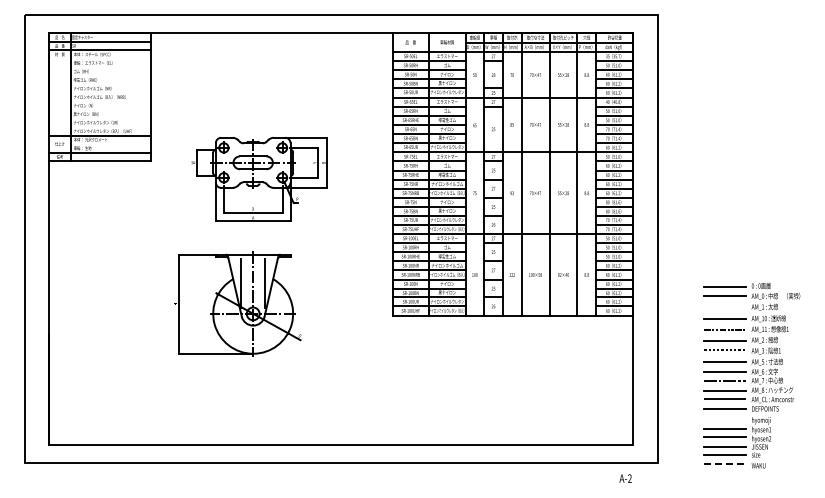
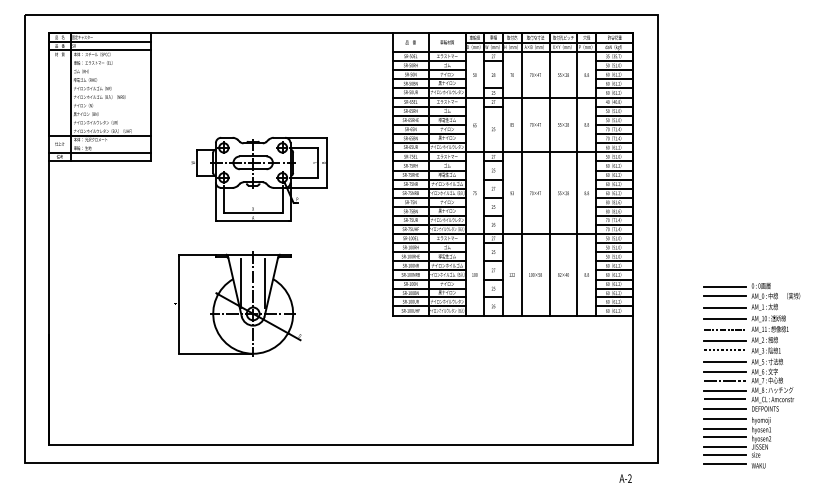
line: none -> present (725, 307)
line: none -> present (725, 418)
line: dashed -> solid (725, 463)
